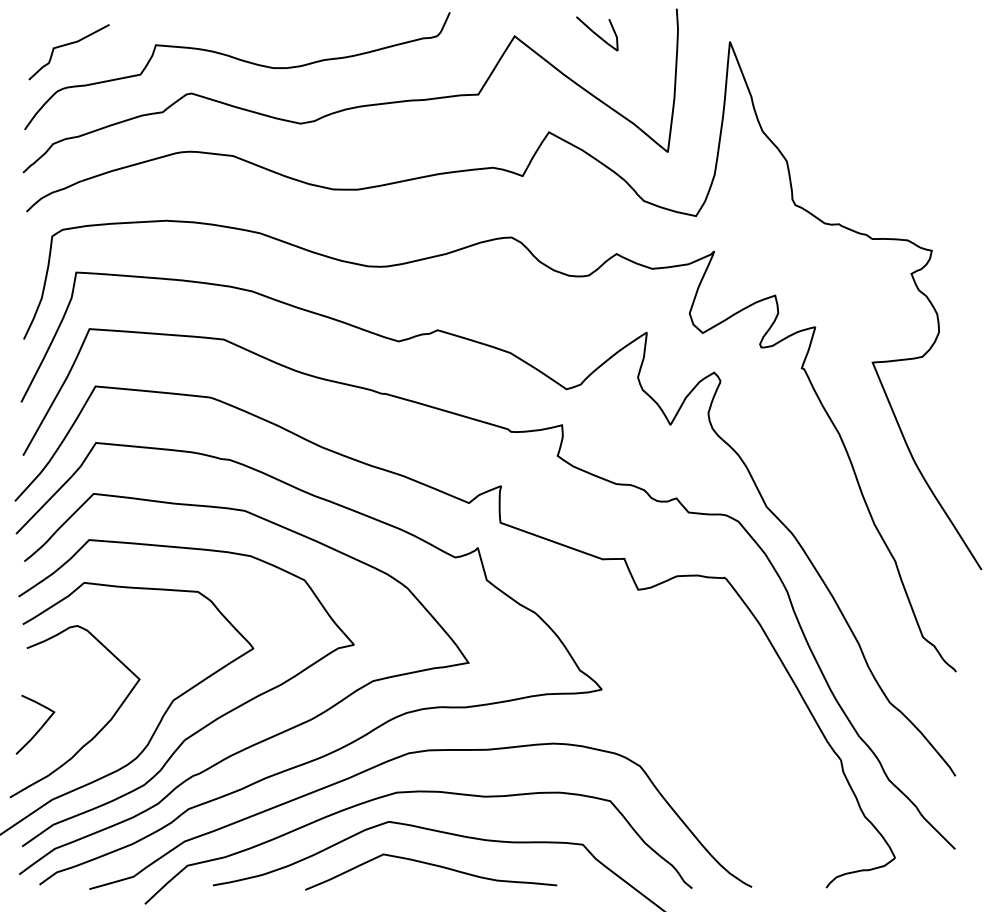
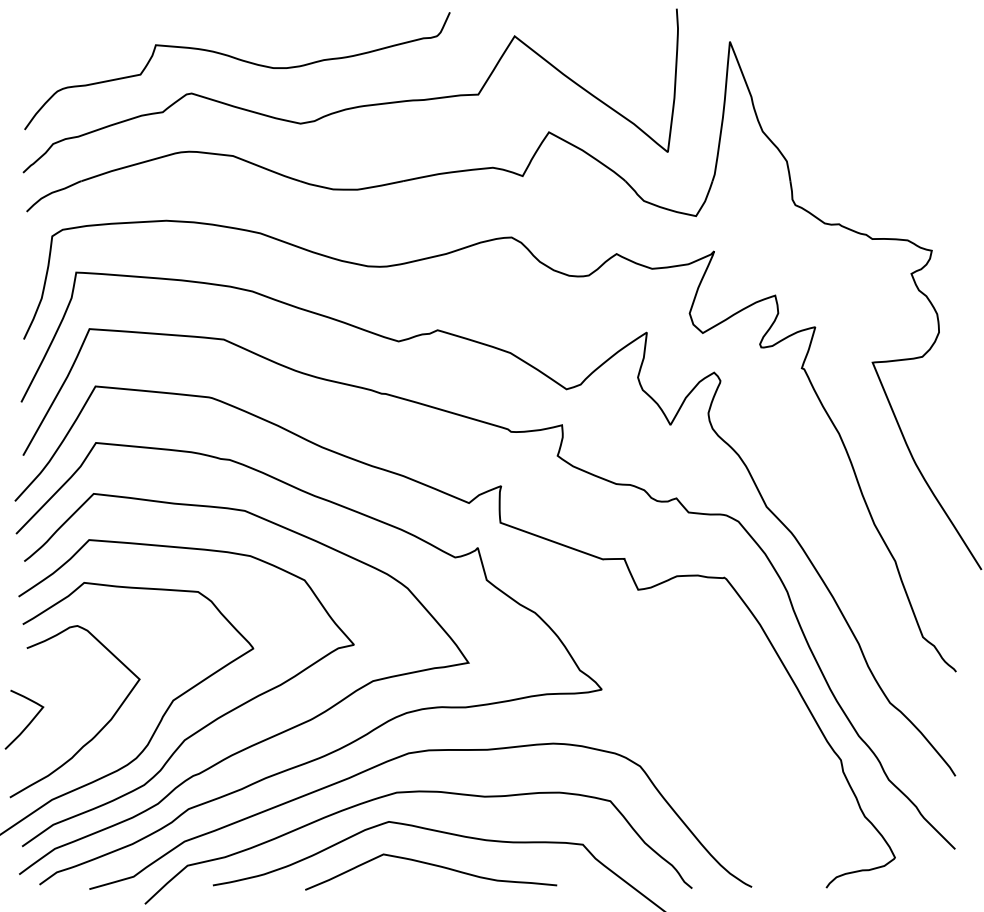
curve: present -> none (596, 33)
curve: present -> none (67, 45)
curve position: (39, 728) -> (28, 723) (28, 723)
